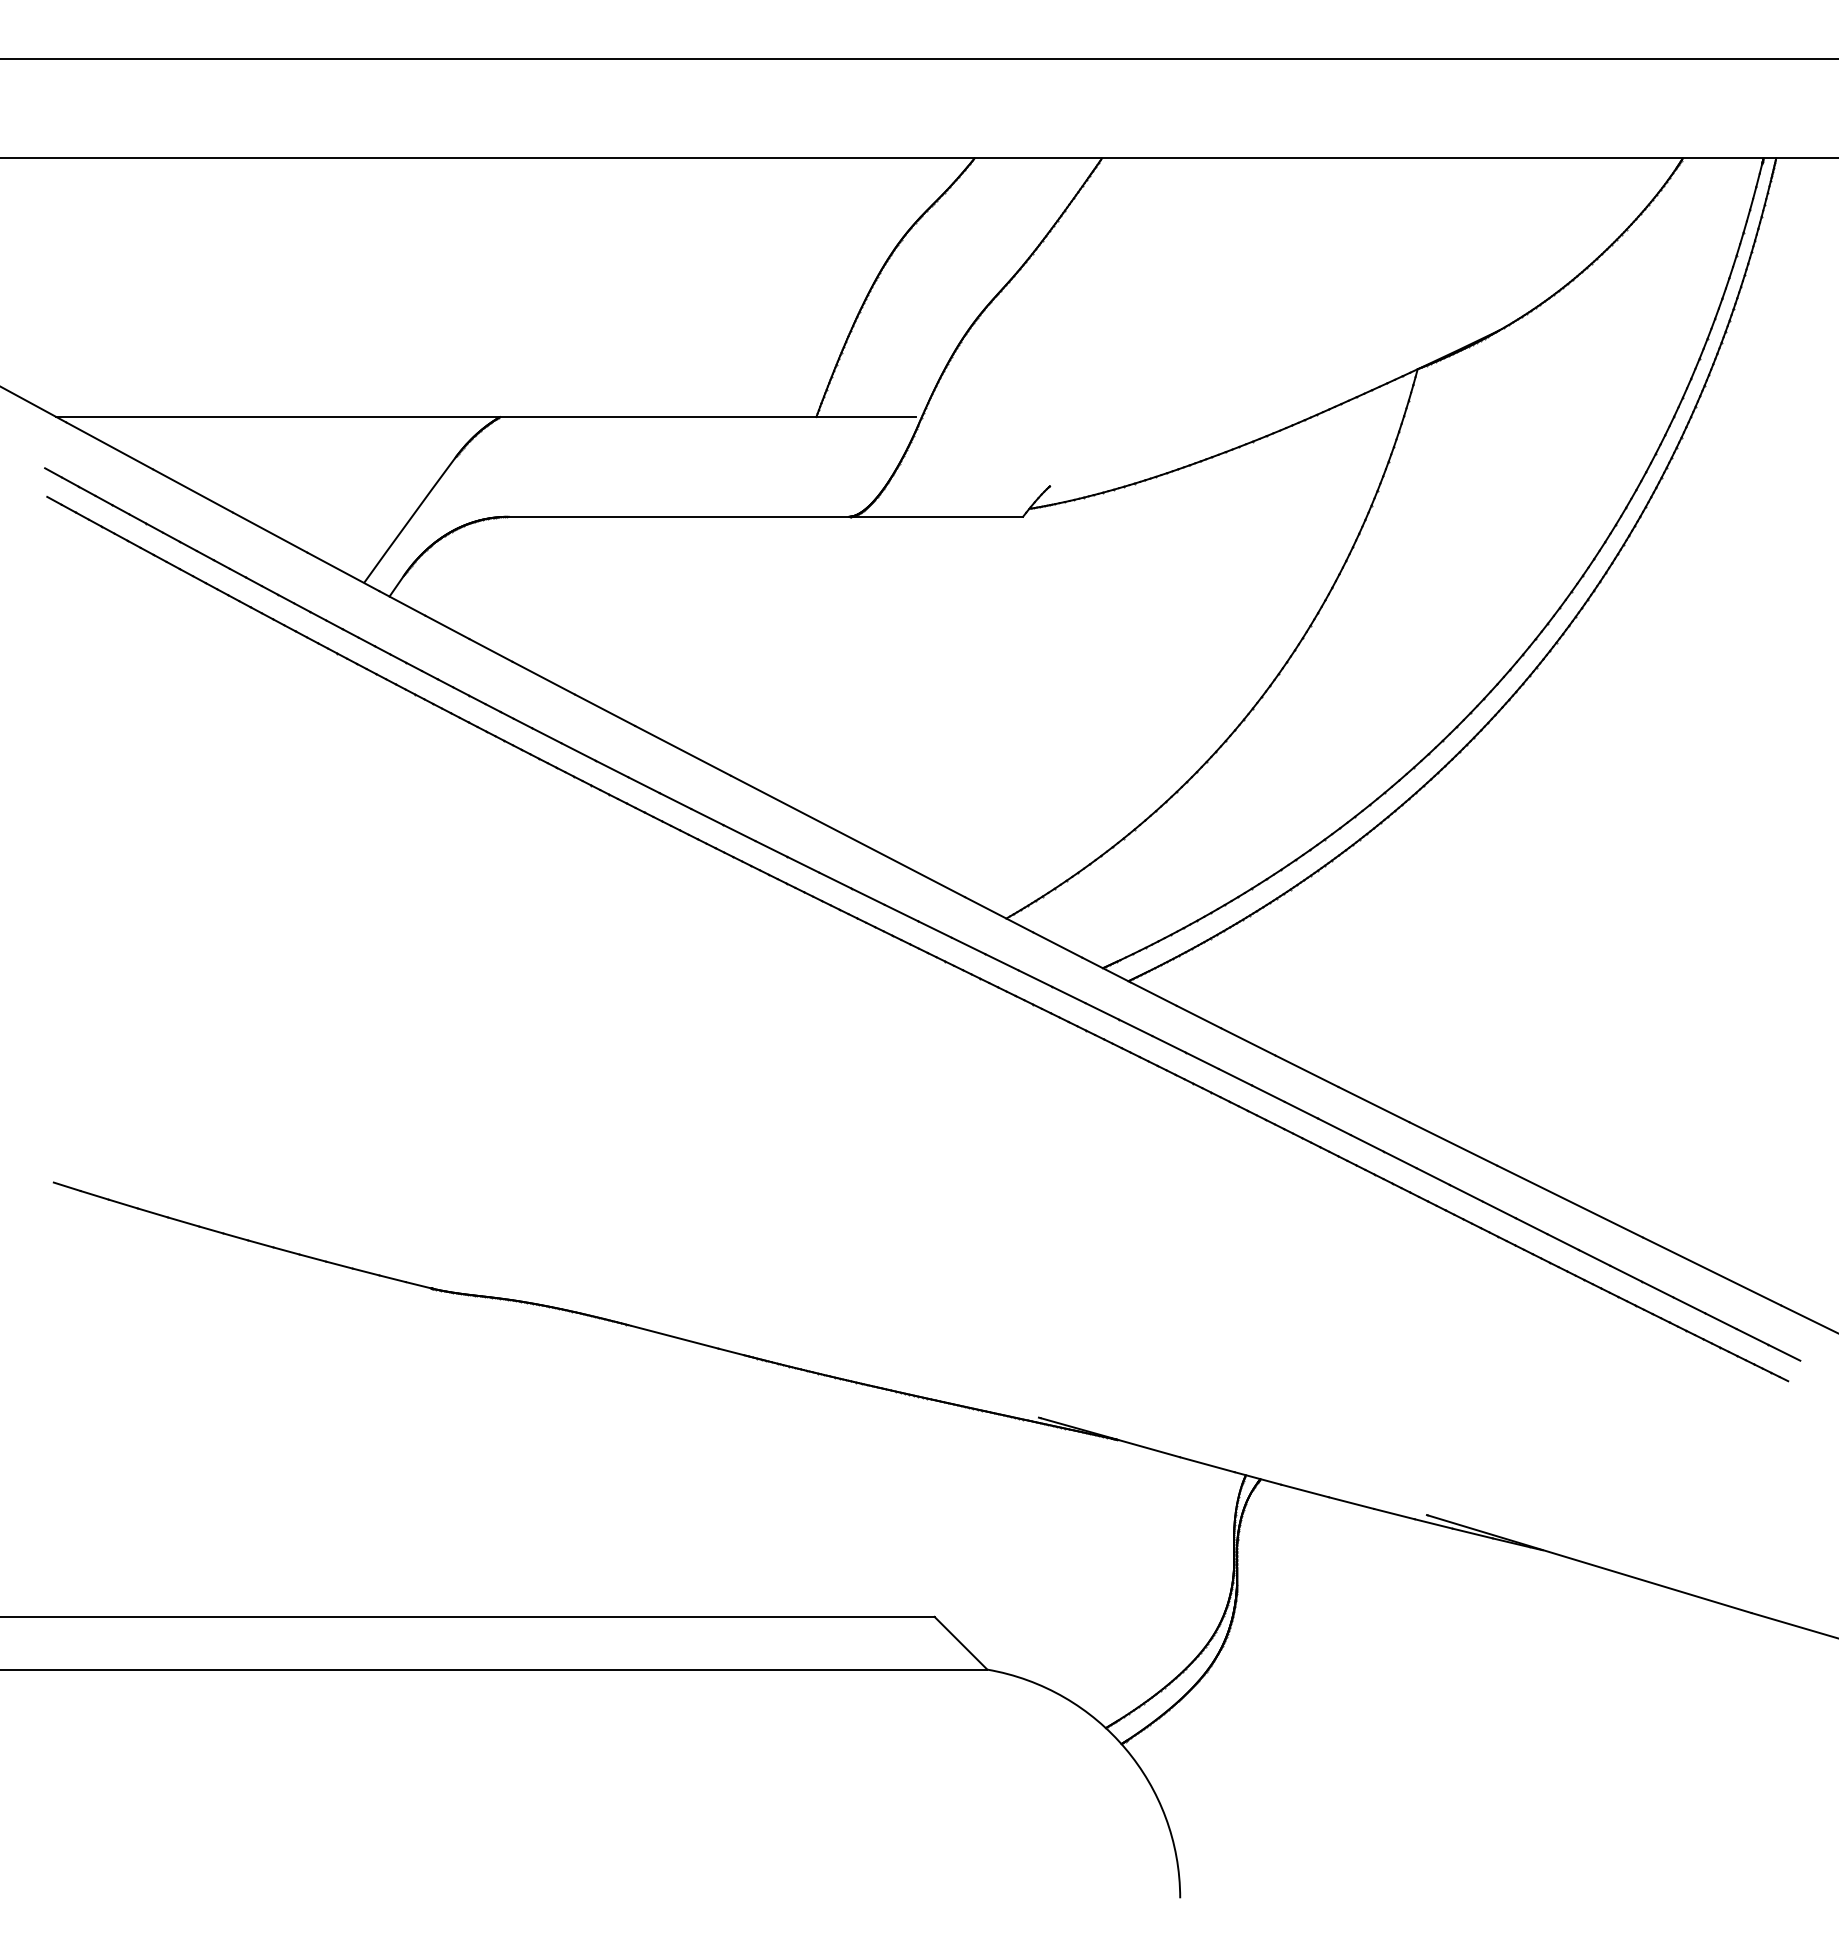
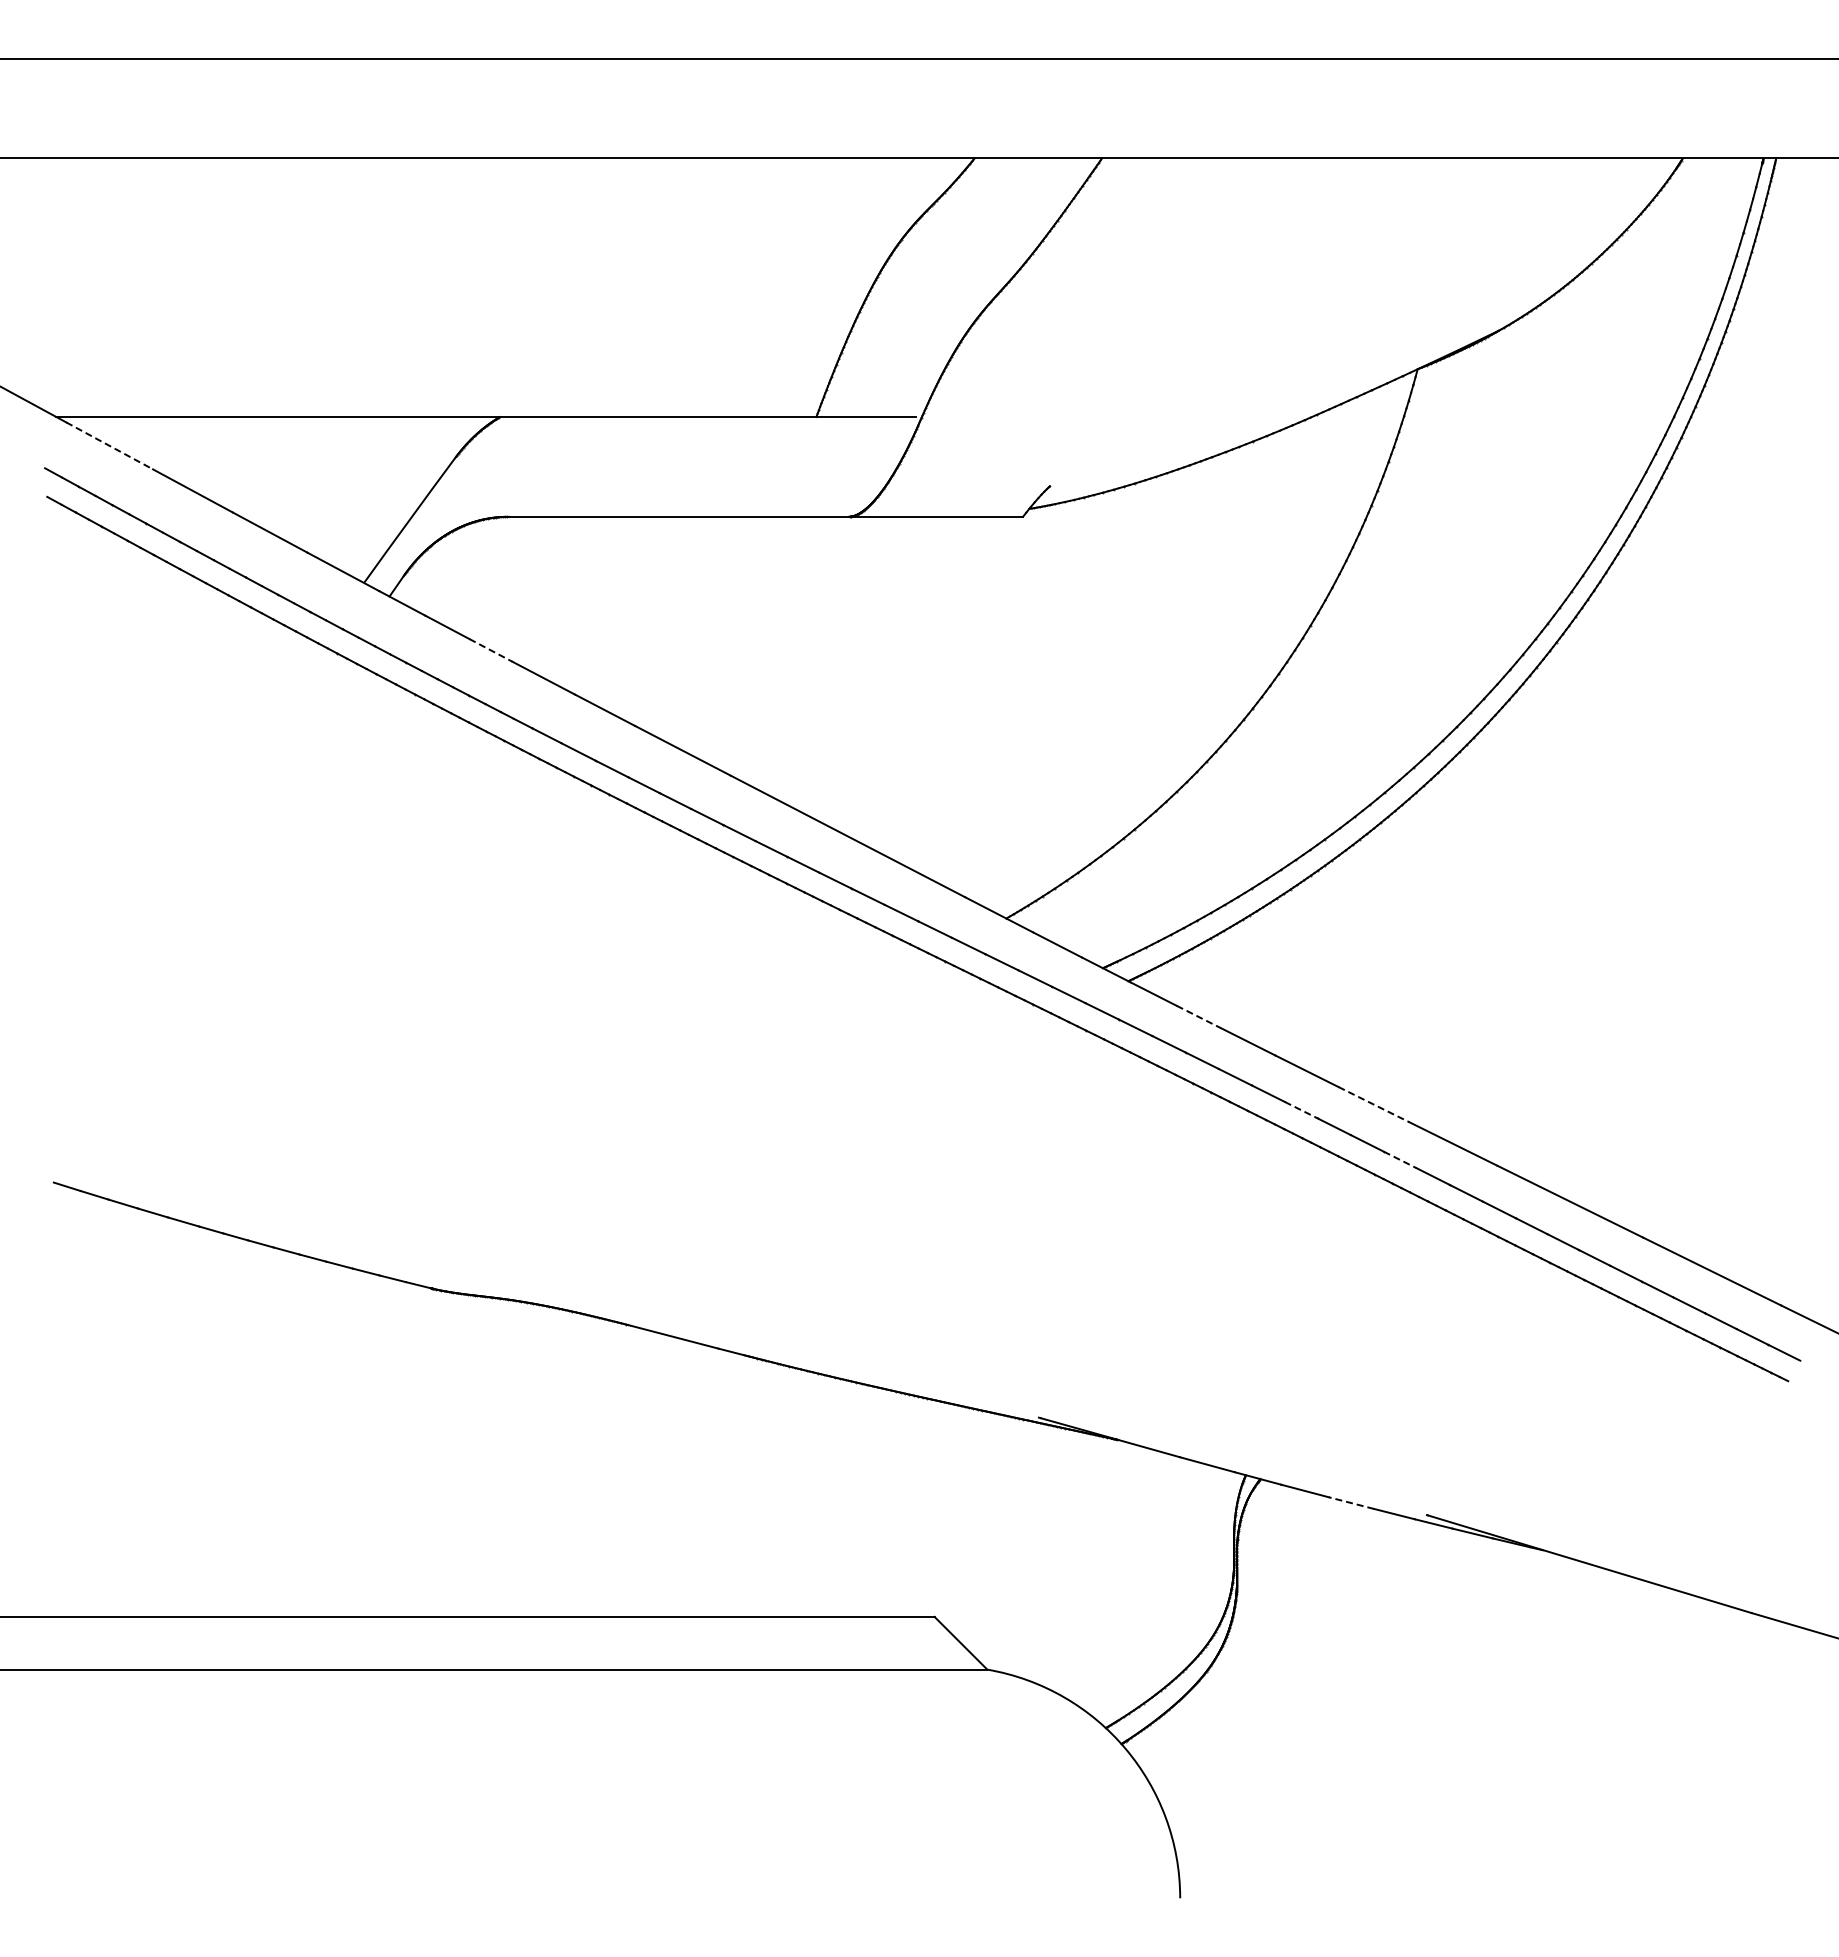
line: solid -> dashed (110, 446)
line: solid -> dashed (491, 650)
line: solid -> dashed (1198, 1017)
line: solid -> dashed (1373, 1104)
line: solid -> dashed (1301, 1110)
line: solid -> dashed (1400, 1160)
line: solid -> dashed (1351, 1503)
